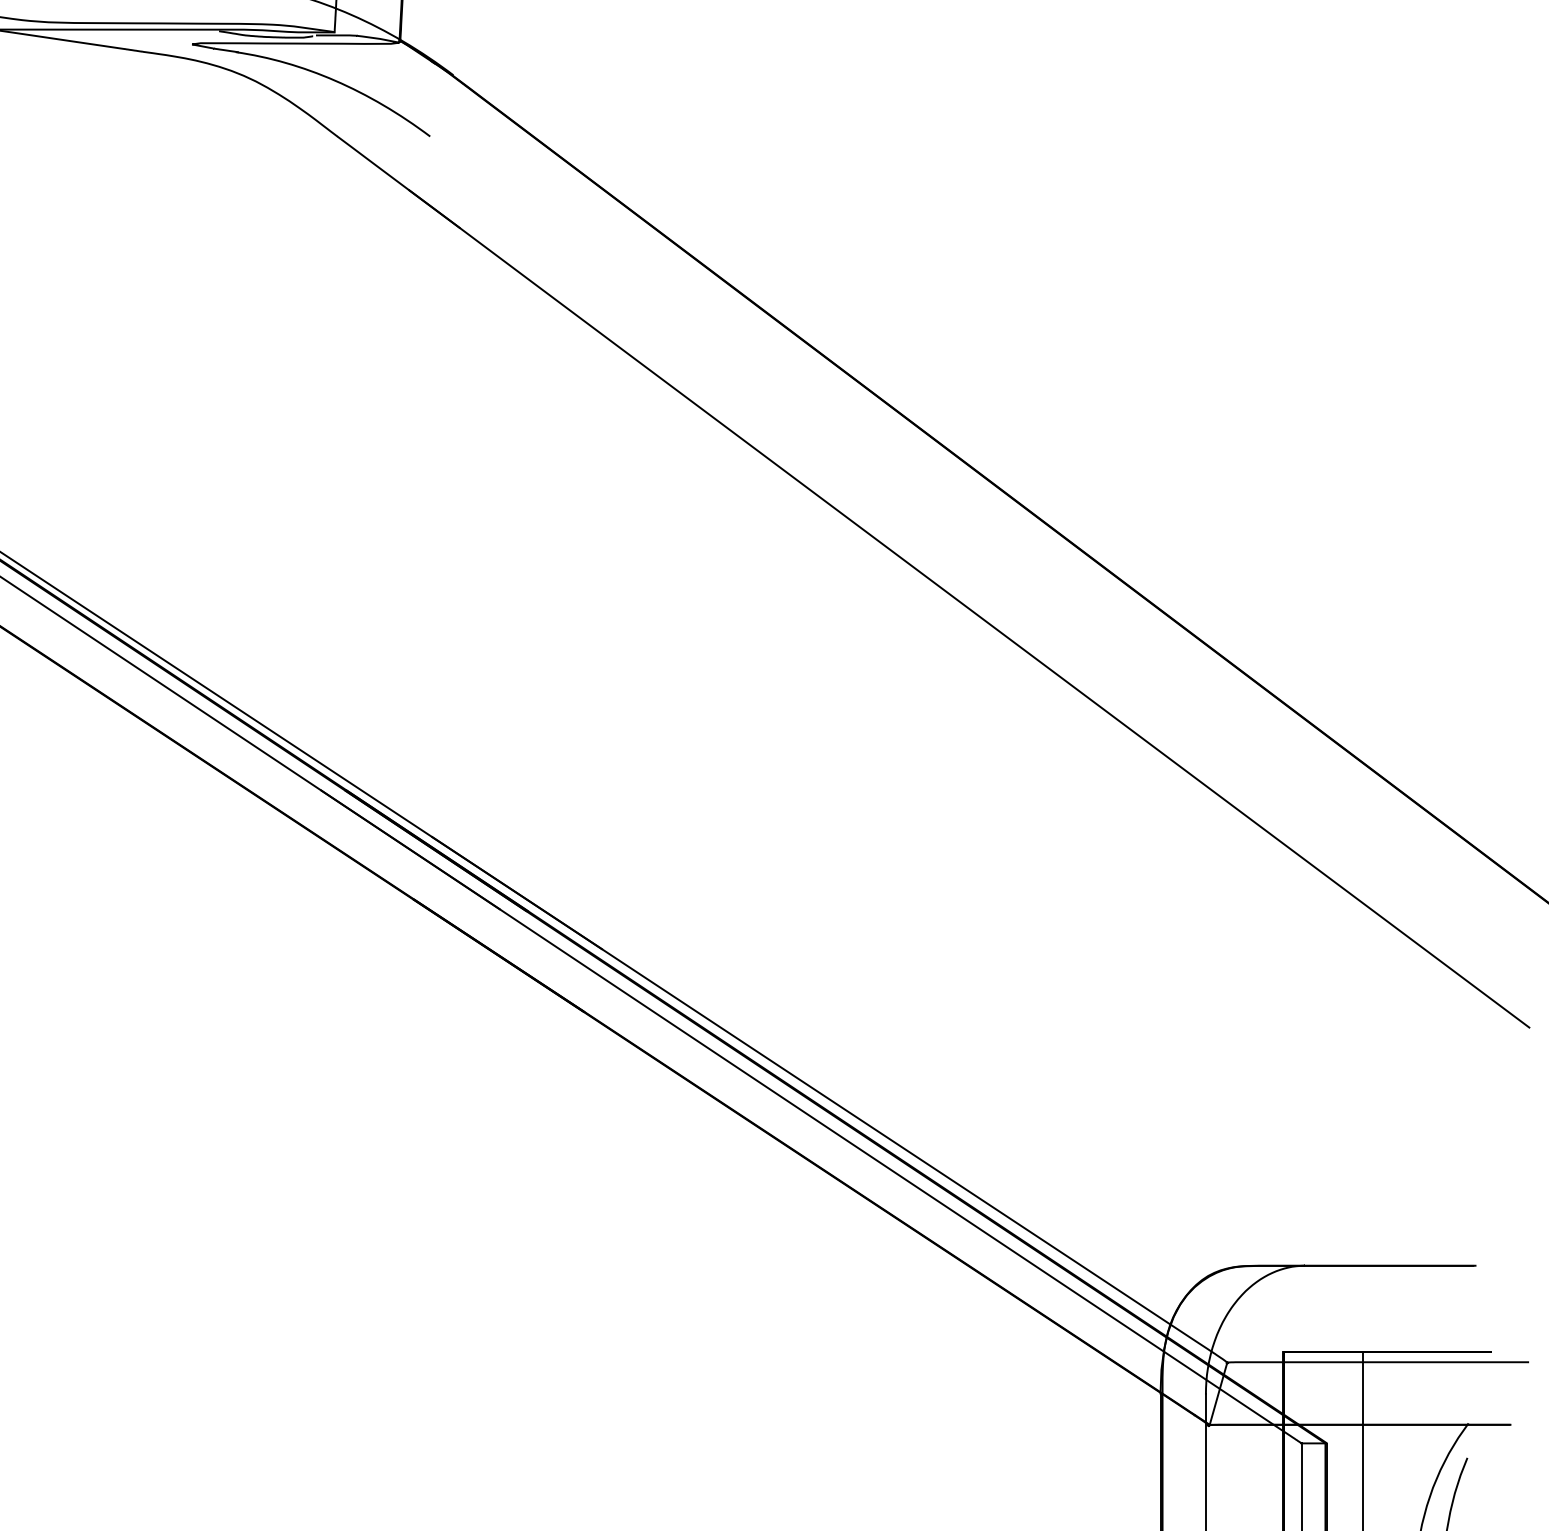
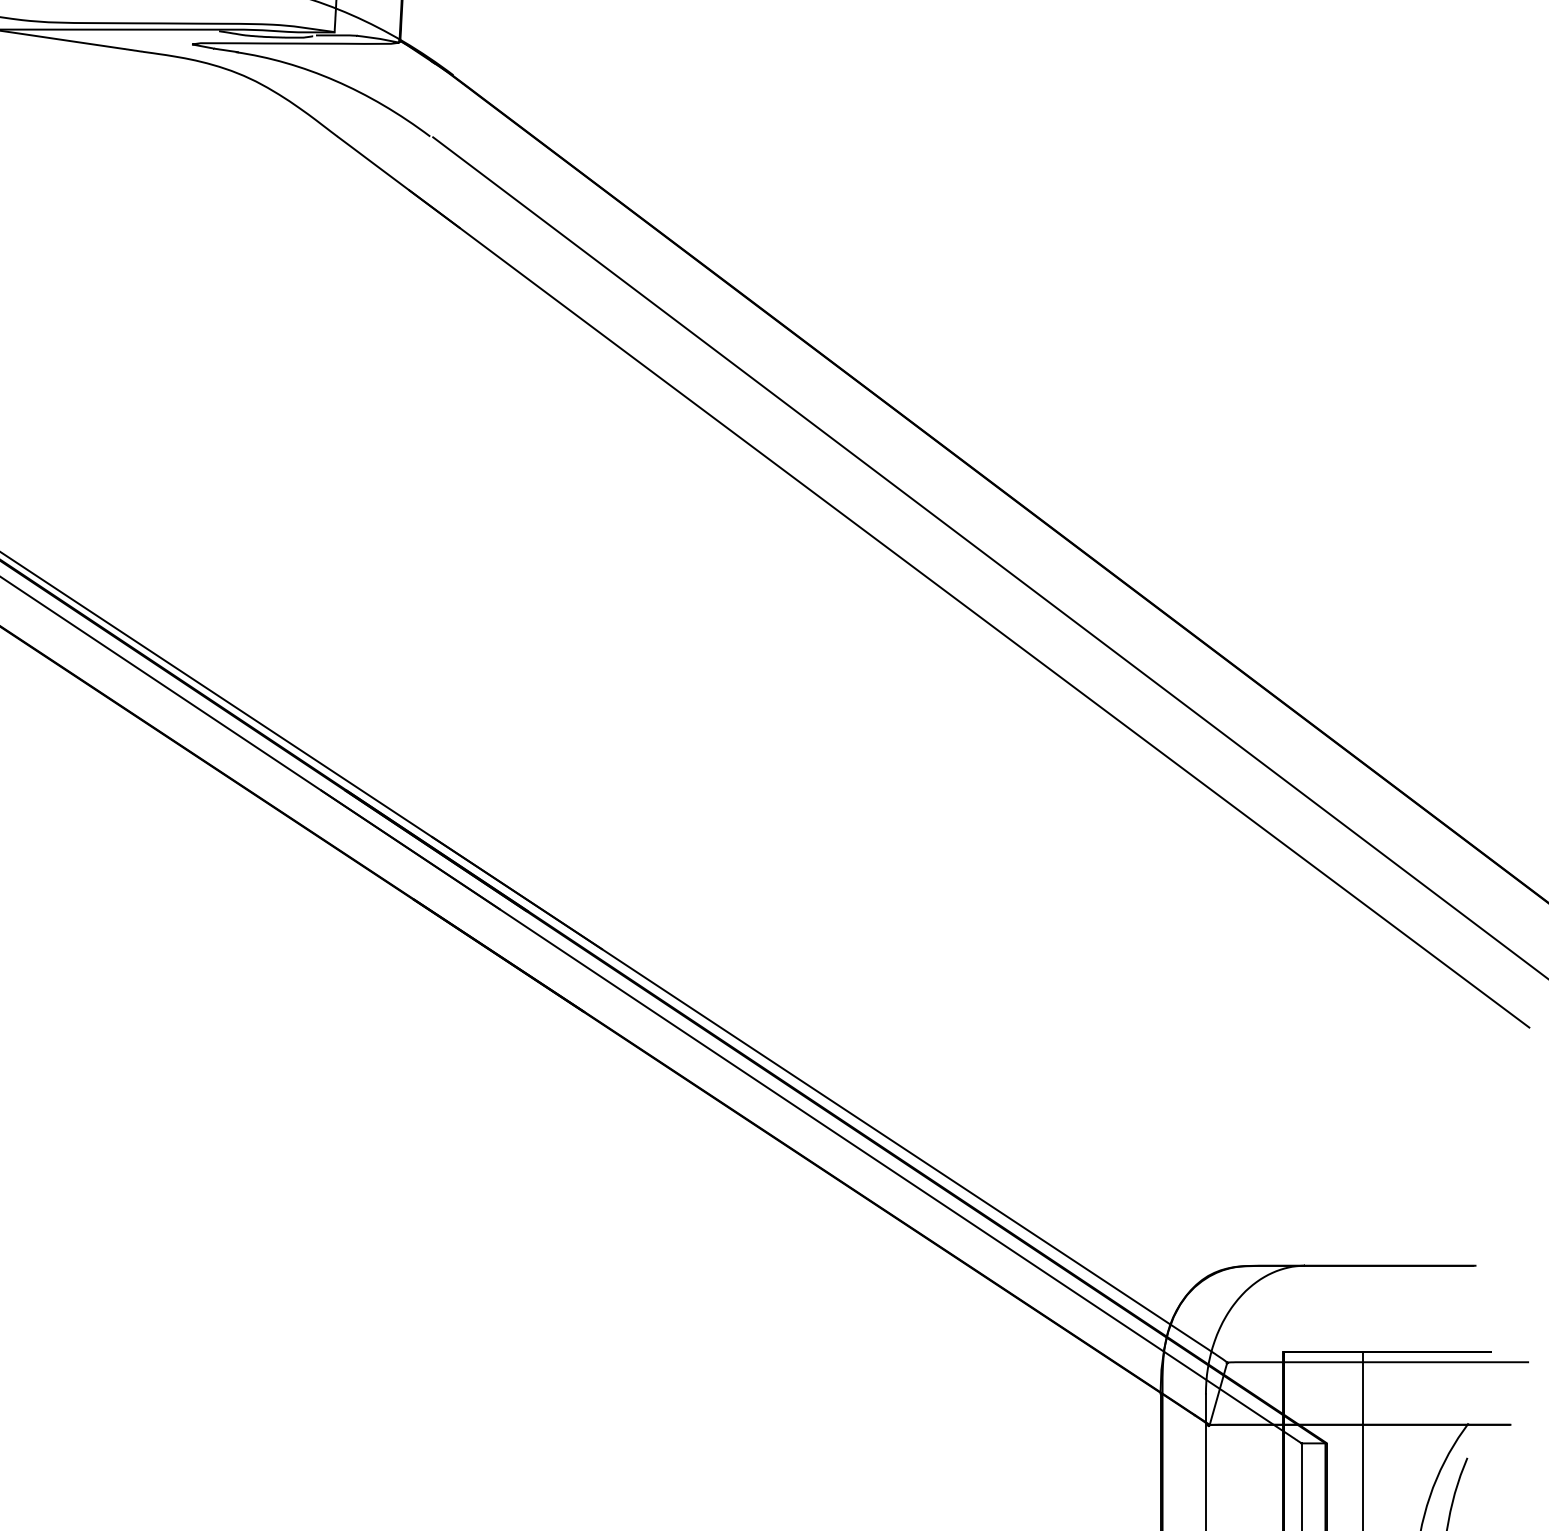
line: none -> present (989, 556)
